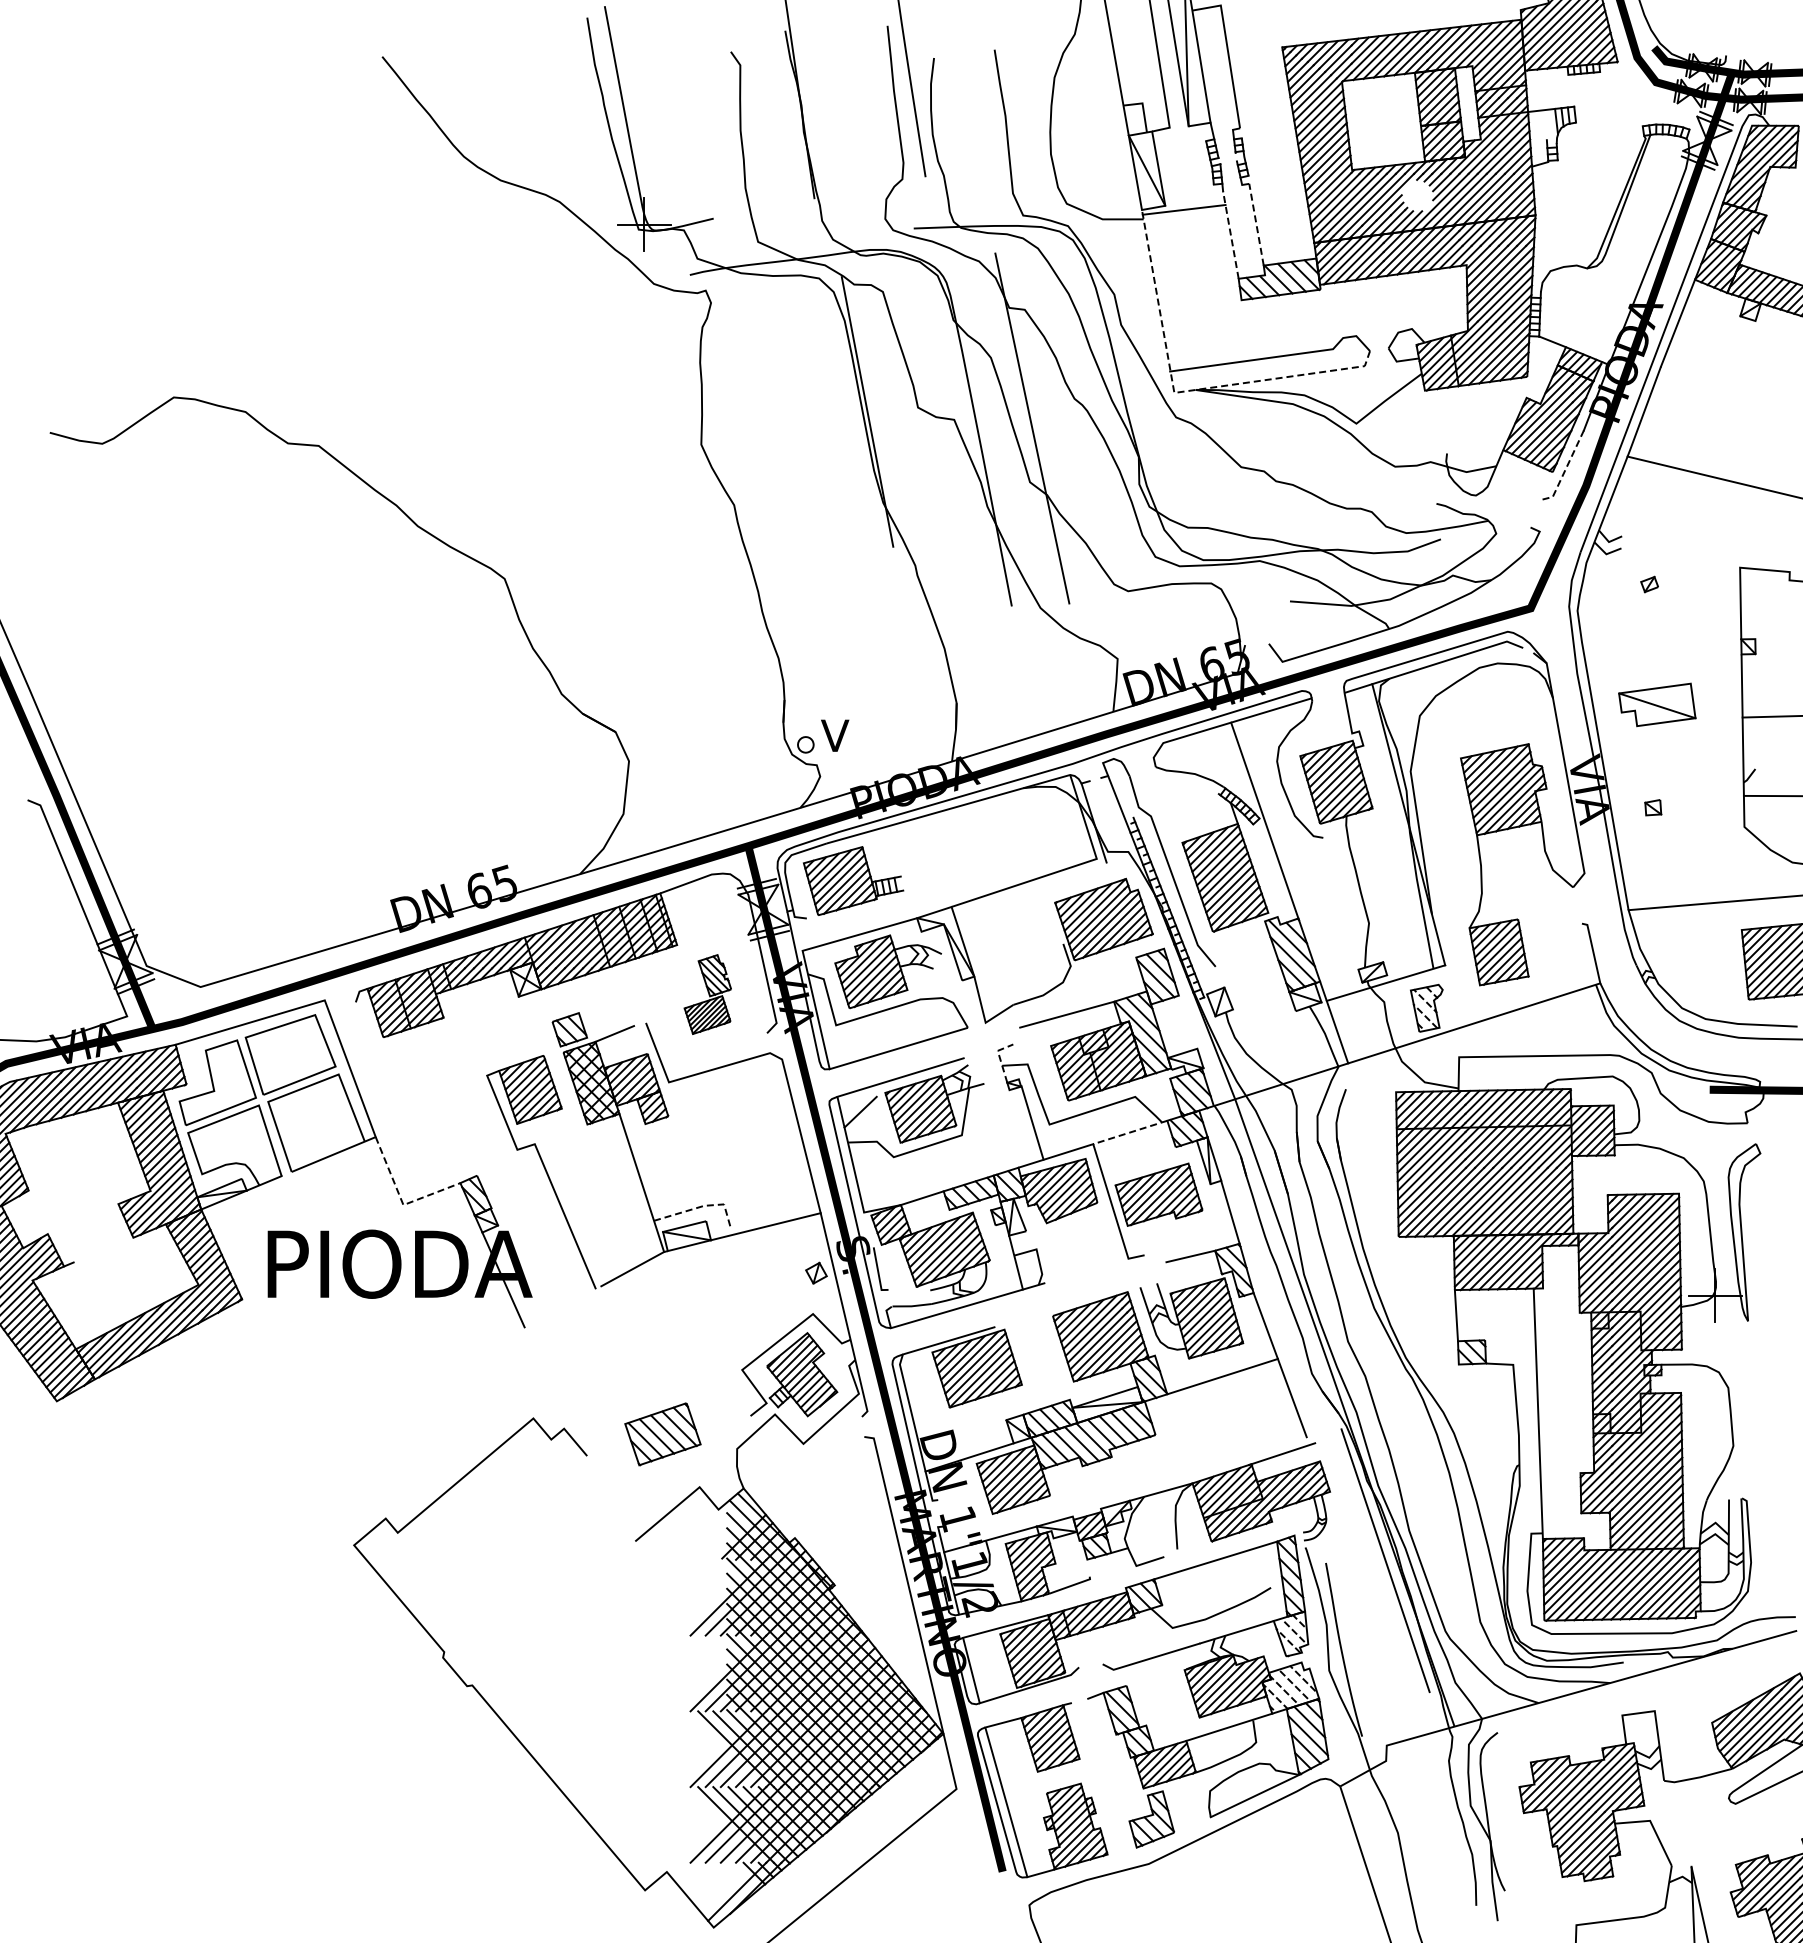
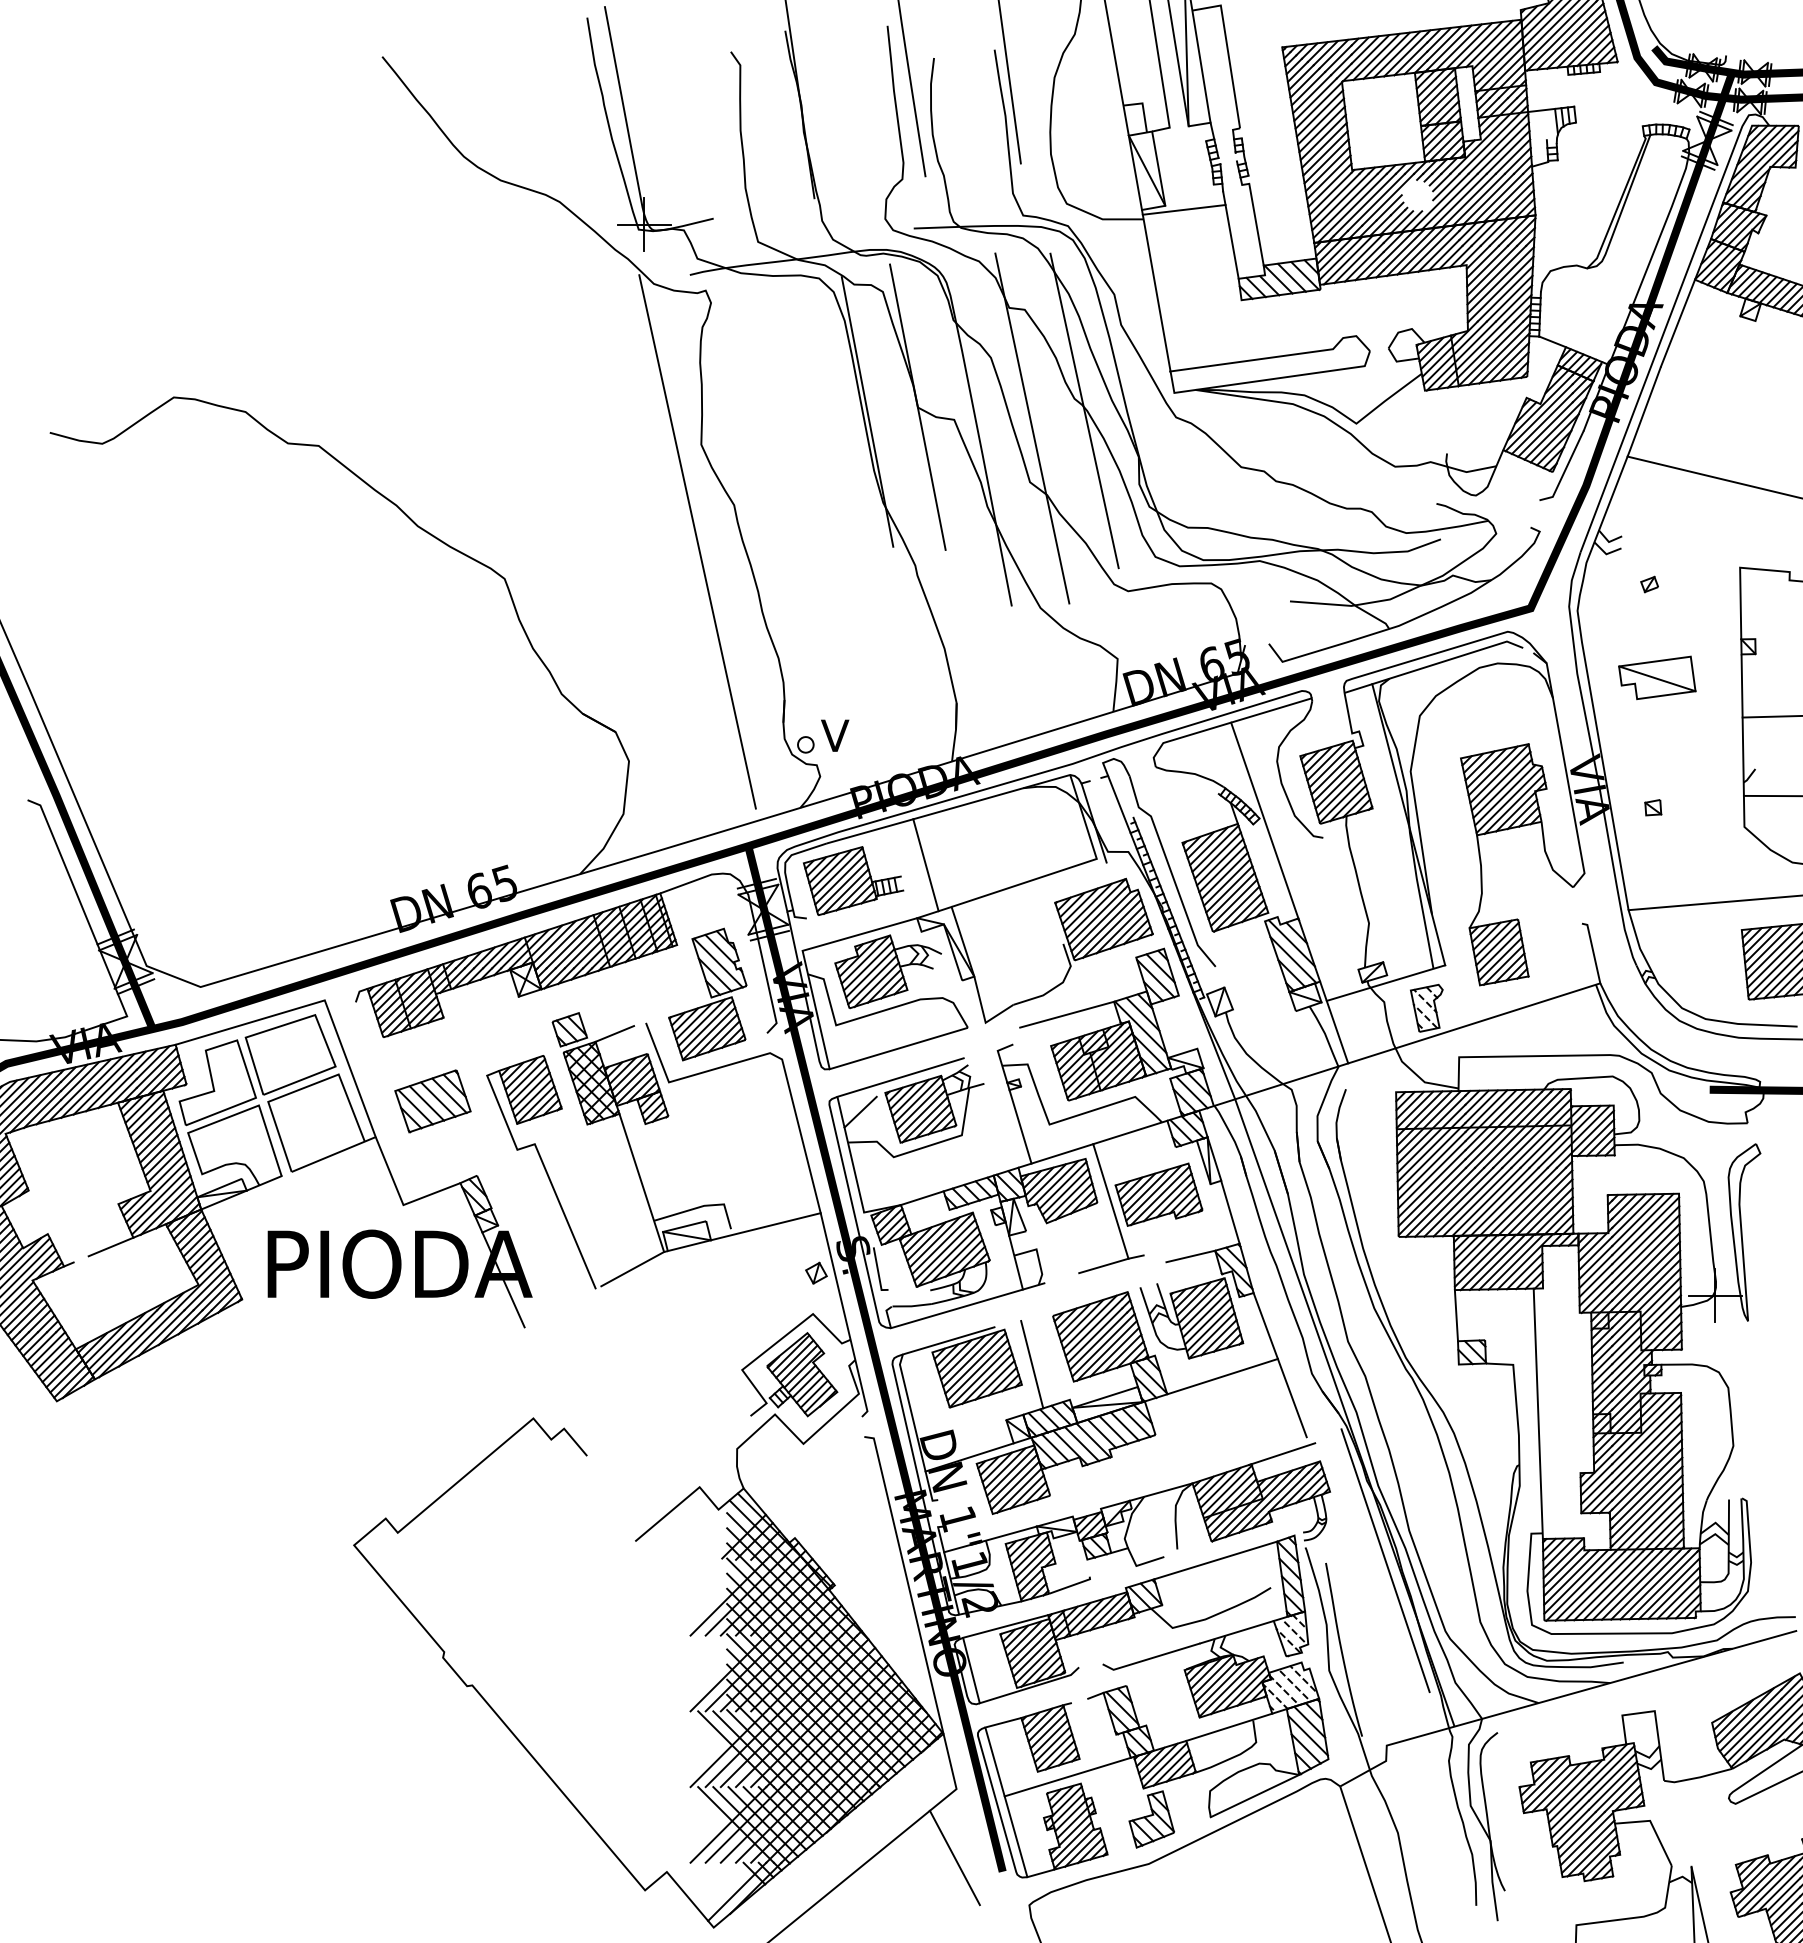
line: none -> present (1009, 82)
line: dashed -> solid (1256, 224)
line: dashed -> solid (1230, 234)
line: dashed -> solid (1185, 391)
line: none -> present (917, 406)
line: none -> present (1084, 410)
line: dashed -> solid (1565, 470)
line: none -> present (697, 541)
part position: (1657, 704) -> (1657, 677) (1657, 677)
line: none -> present (925, 865)
part size: 49x81 px -> 80x135 px (707, 994)
line: dashed -> solid (1000, 1058)
line position: (1032, 1122) -> (1020, 1126) (1020, 1126)
line: dashed -> solid (1130, 1132)
line: dashed -> solid (401, 1200)
line: dashed -> solid (702, 1206)
line: none -> present (110, 1246)
line: none -> present (1103, 1265)
line: none -> present (1032, 1364)
part position: (662, 1434) -> (432, 1101) (432, 1101)
line: none -> present (1067, 1776)
line: none -> present (954, 1857)
